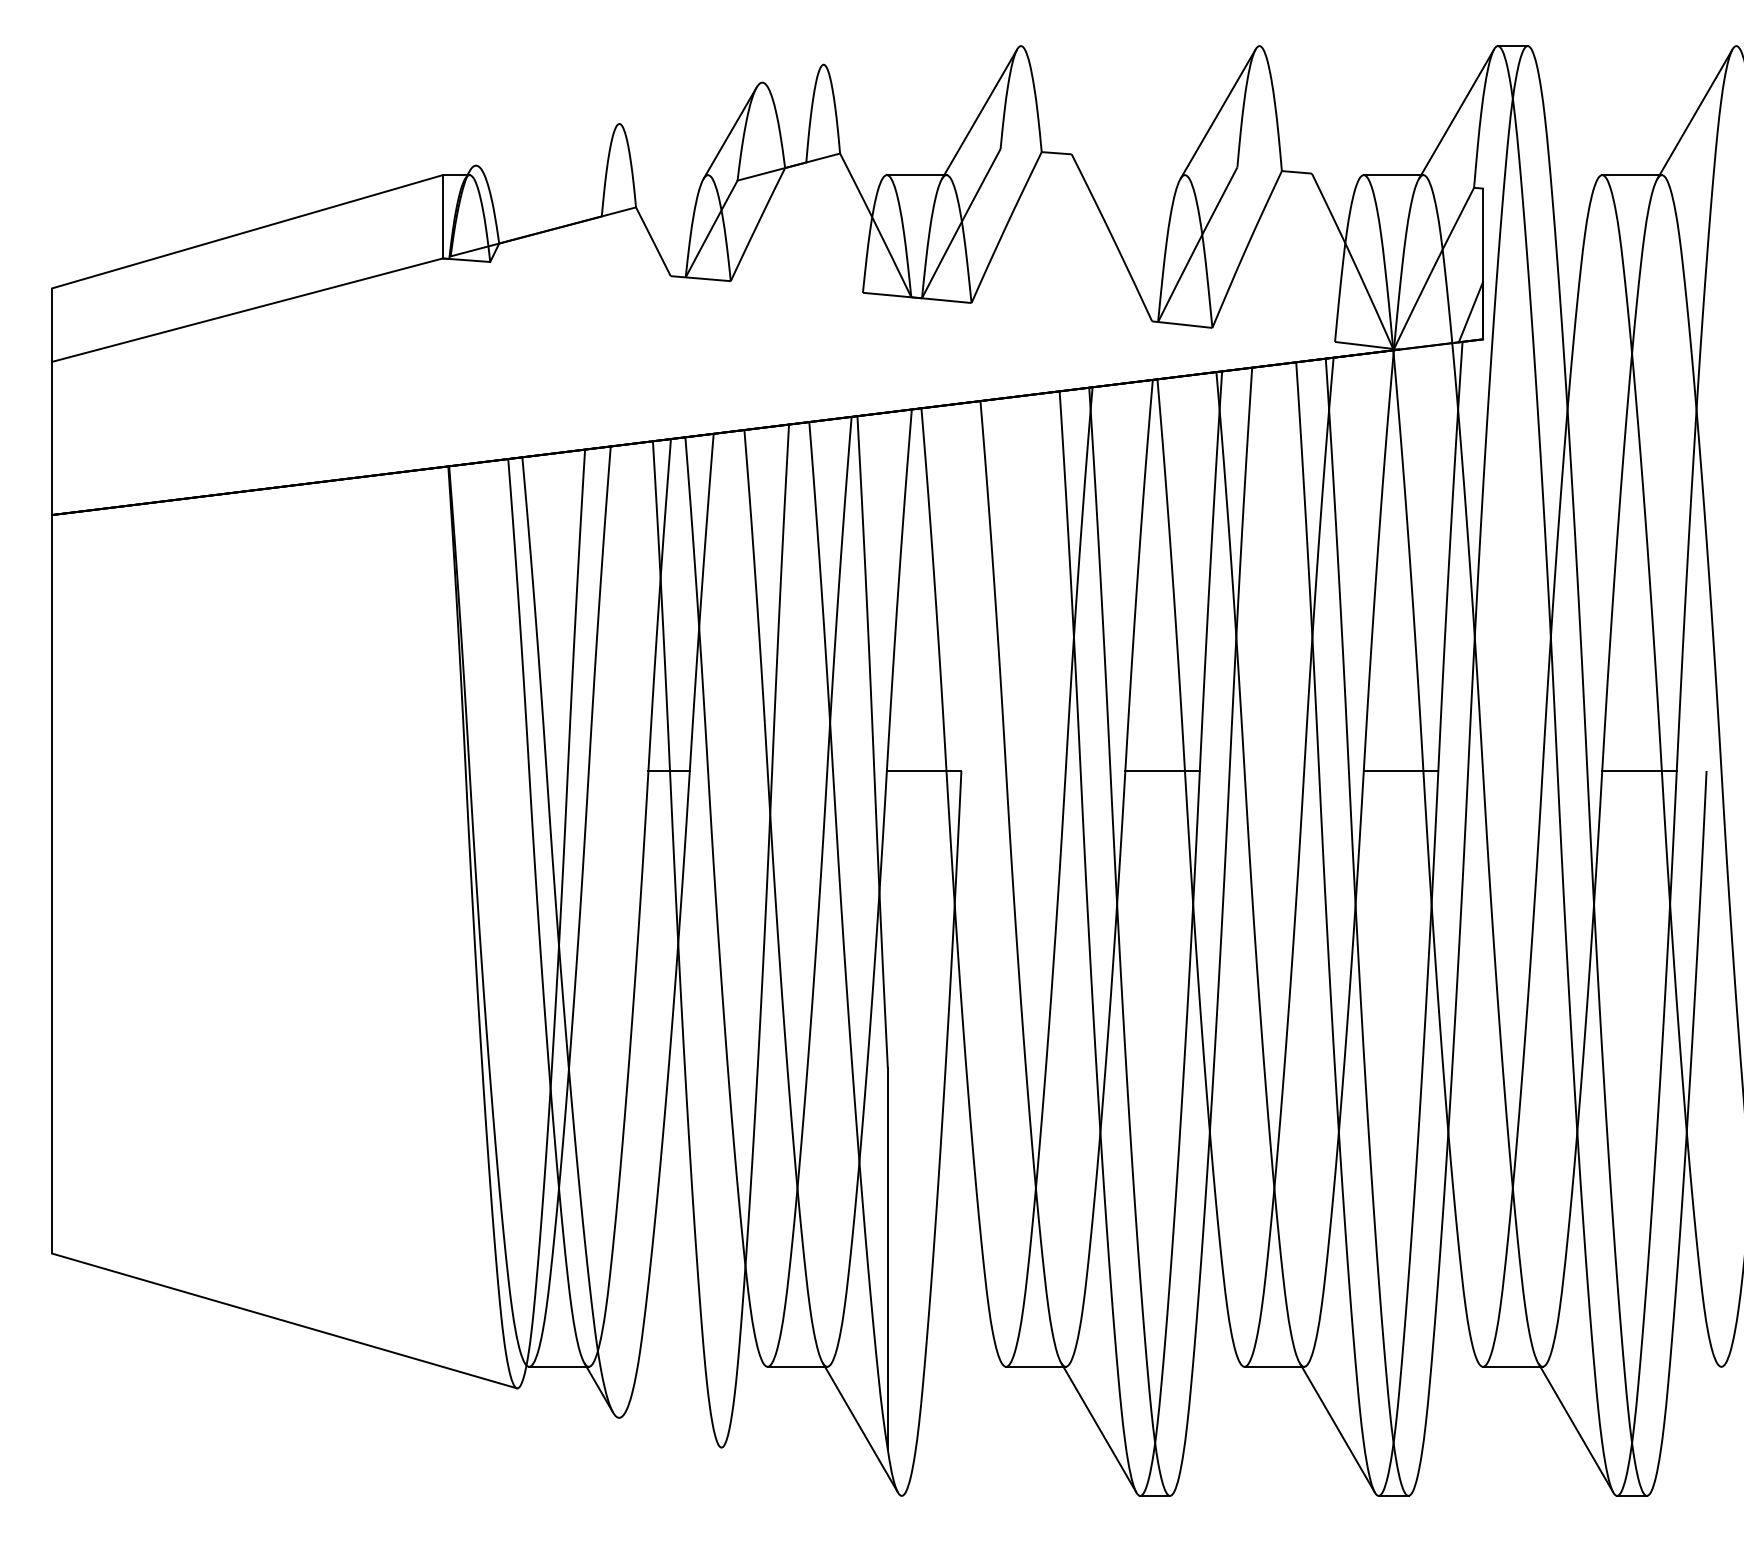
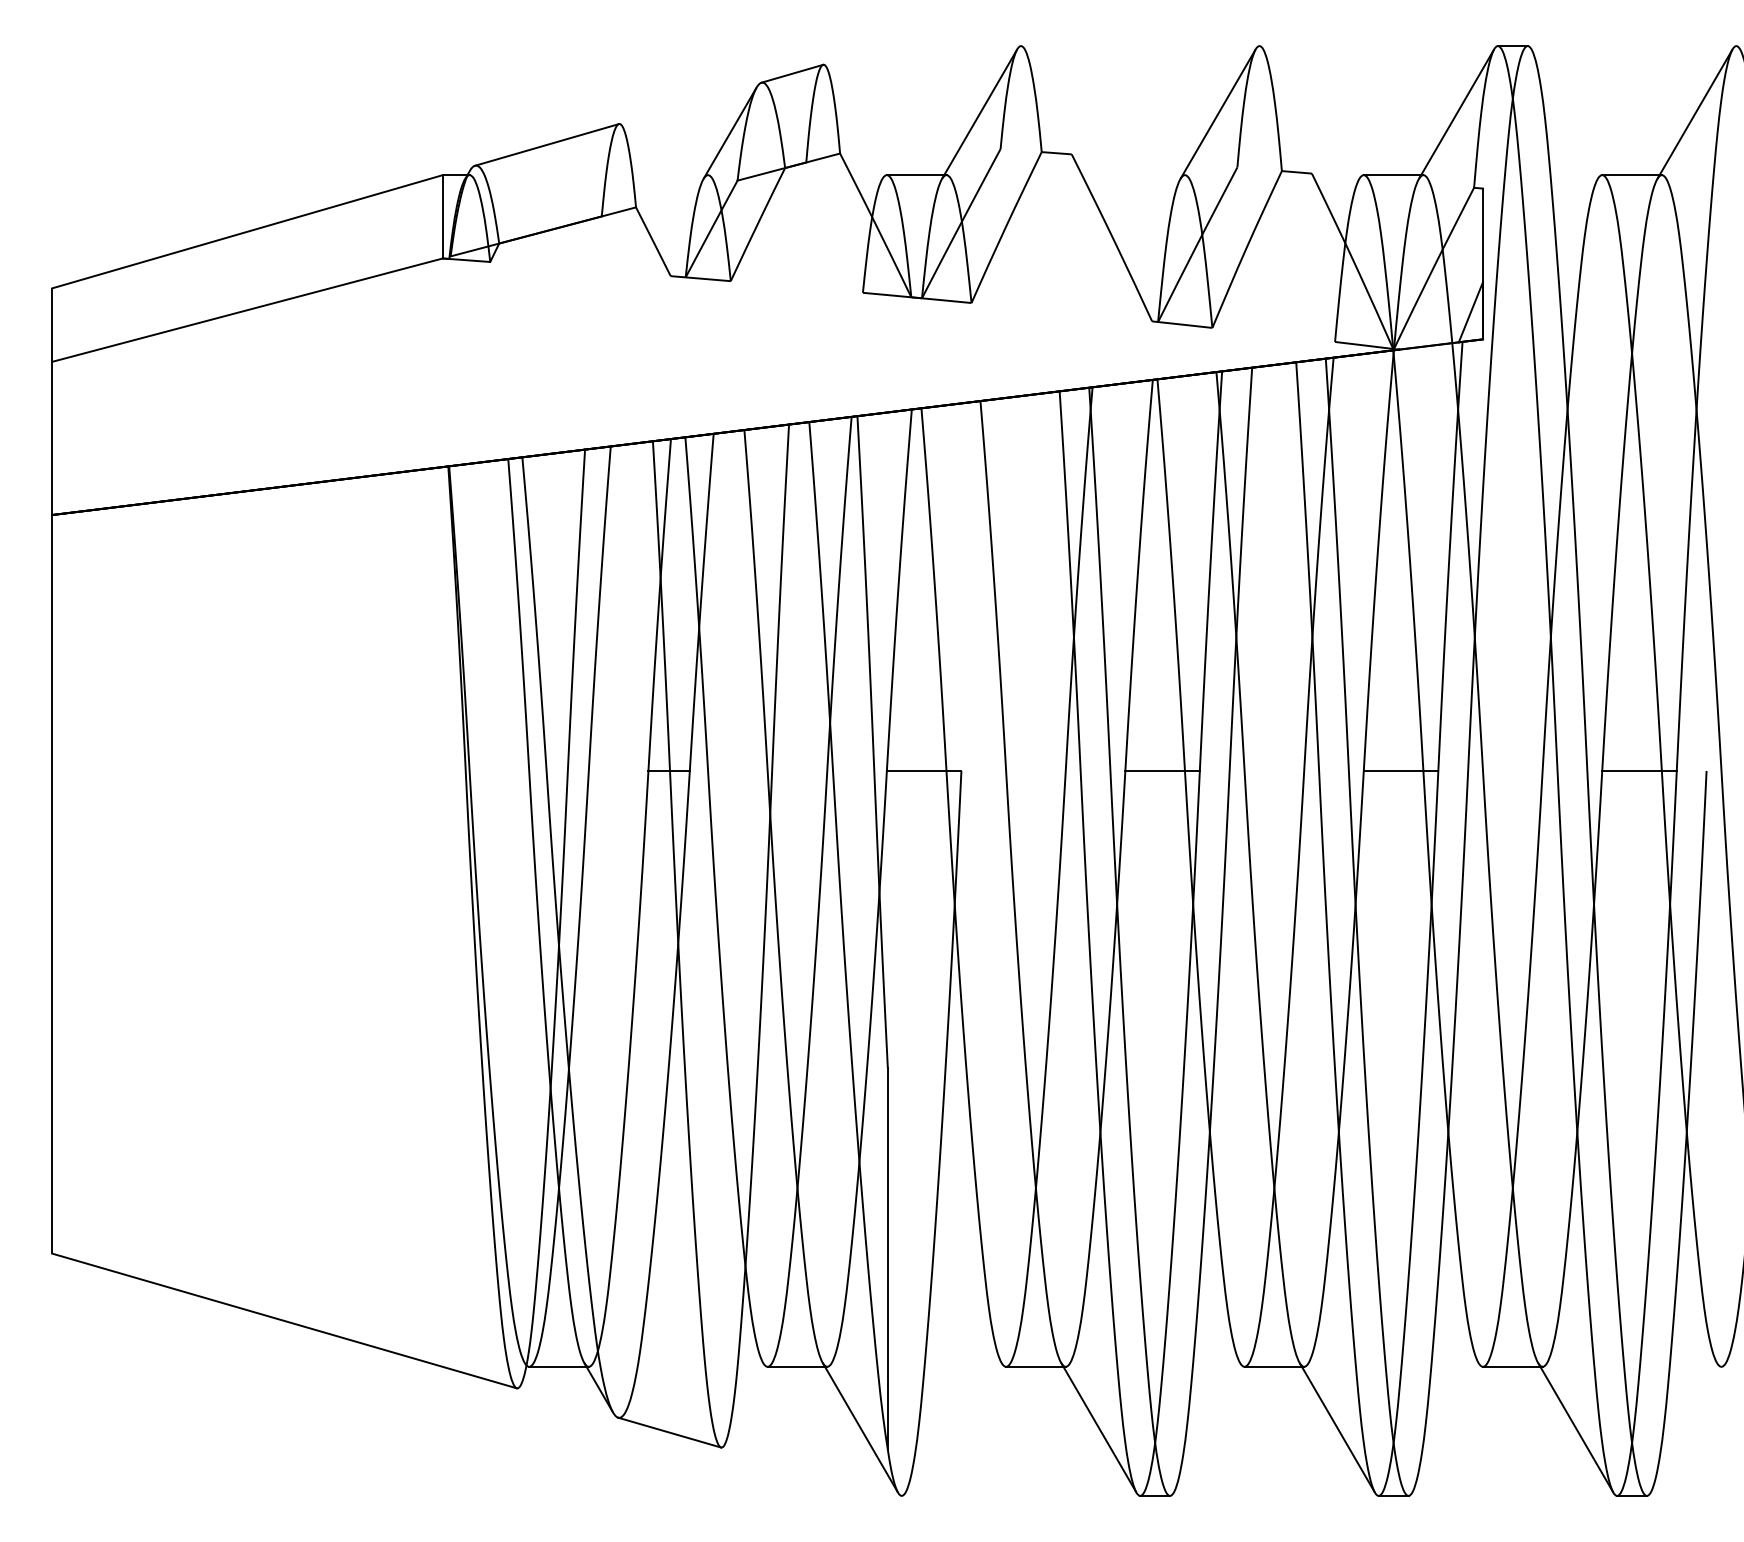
line: none -> present (792, 73)
line: none -> present (546, 144)
line: none -> present (669, 1432)
